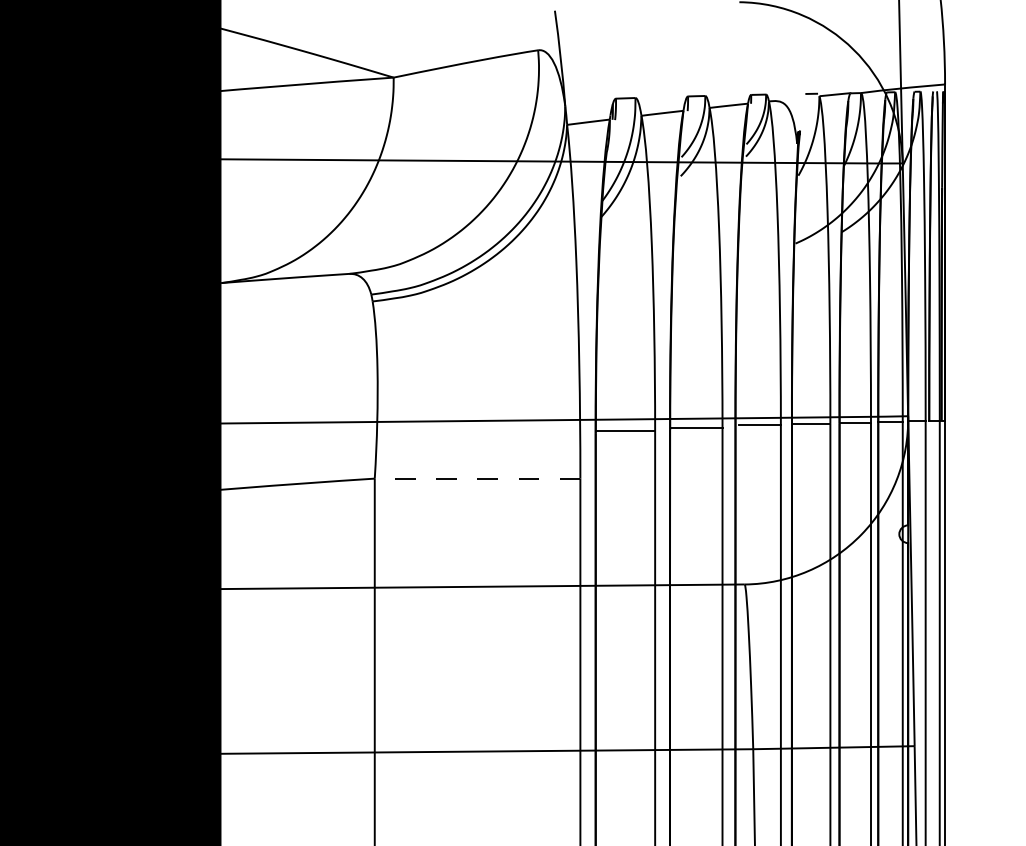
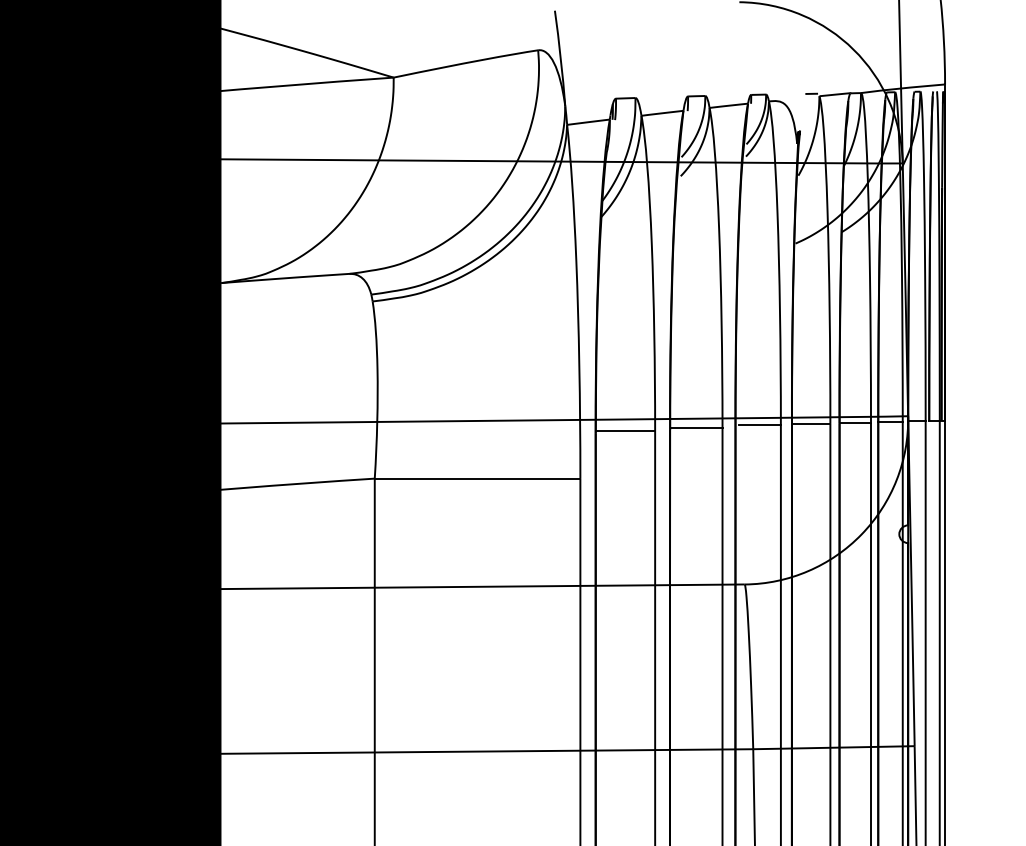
line: dashed -> solid (477, 478)
